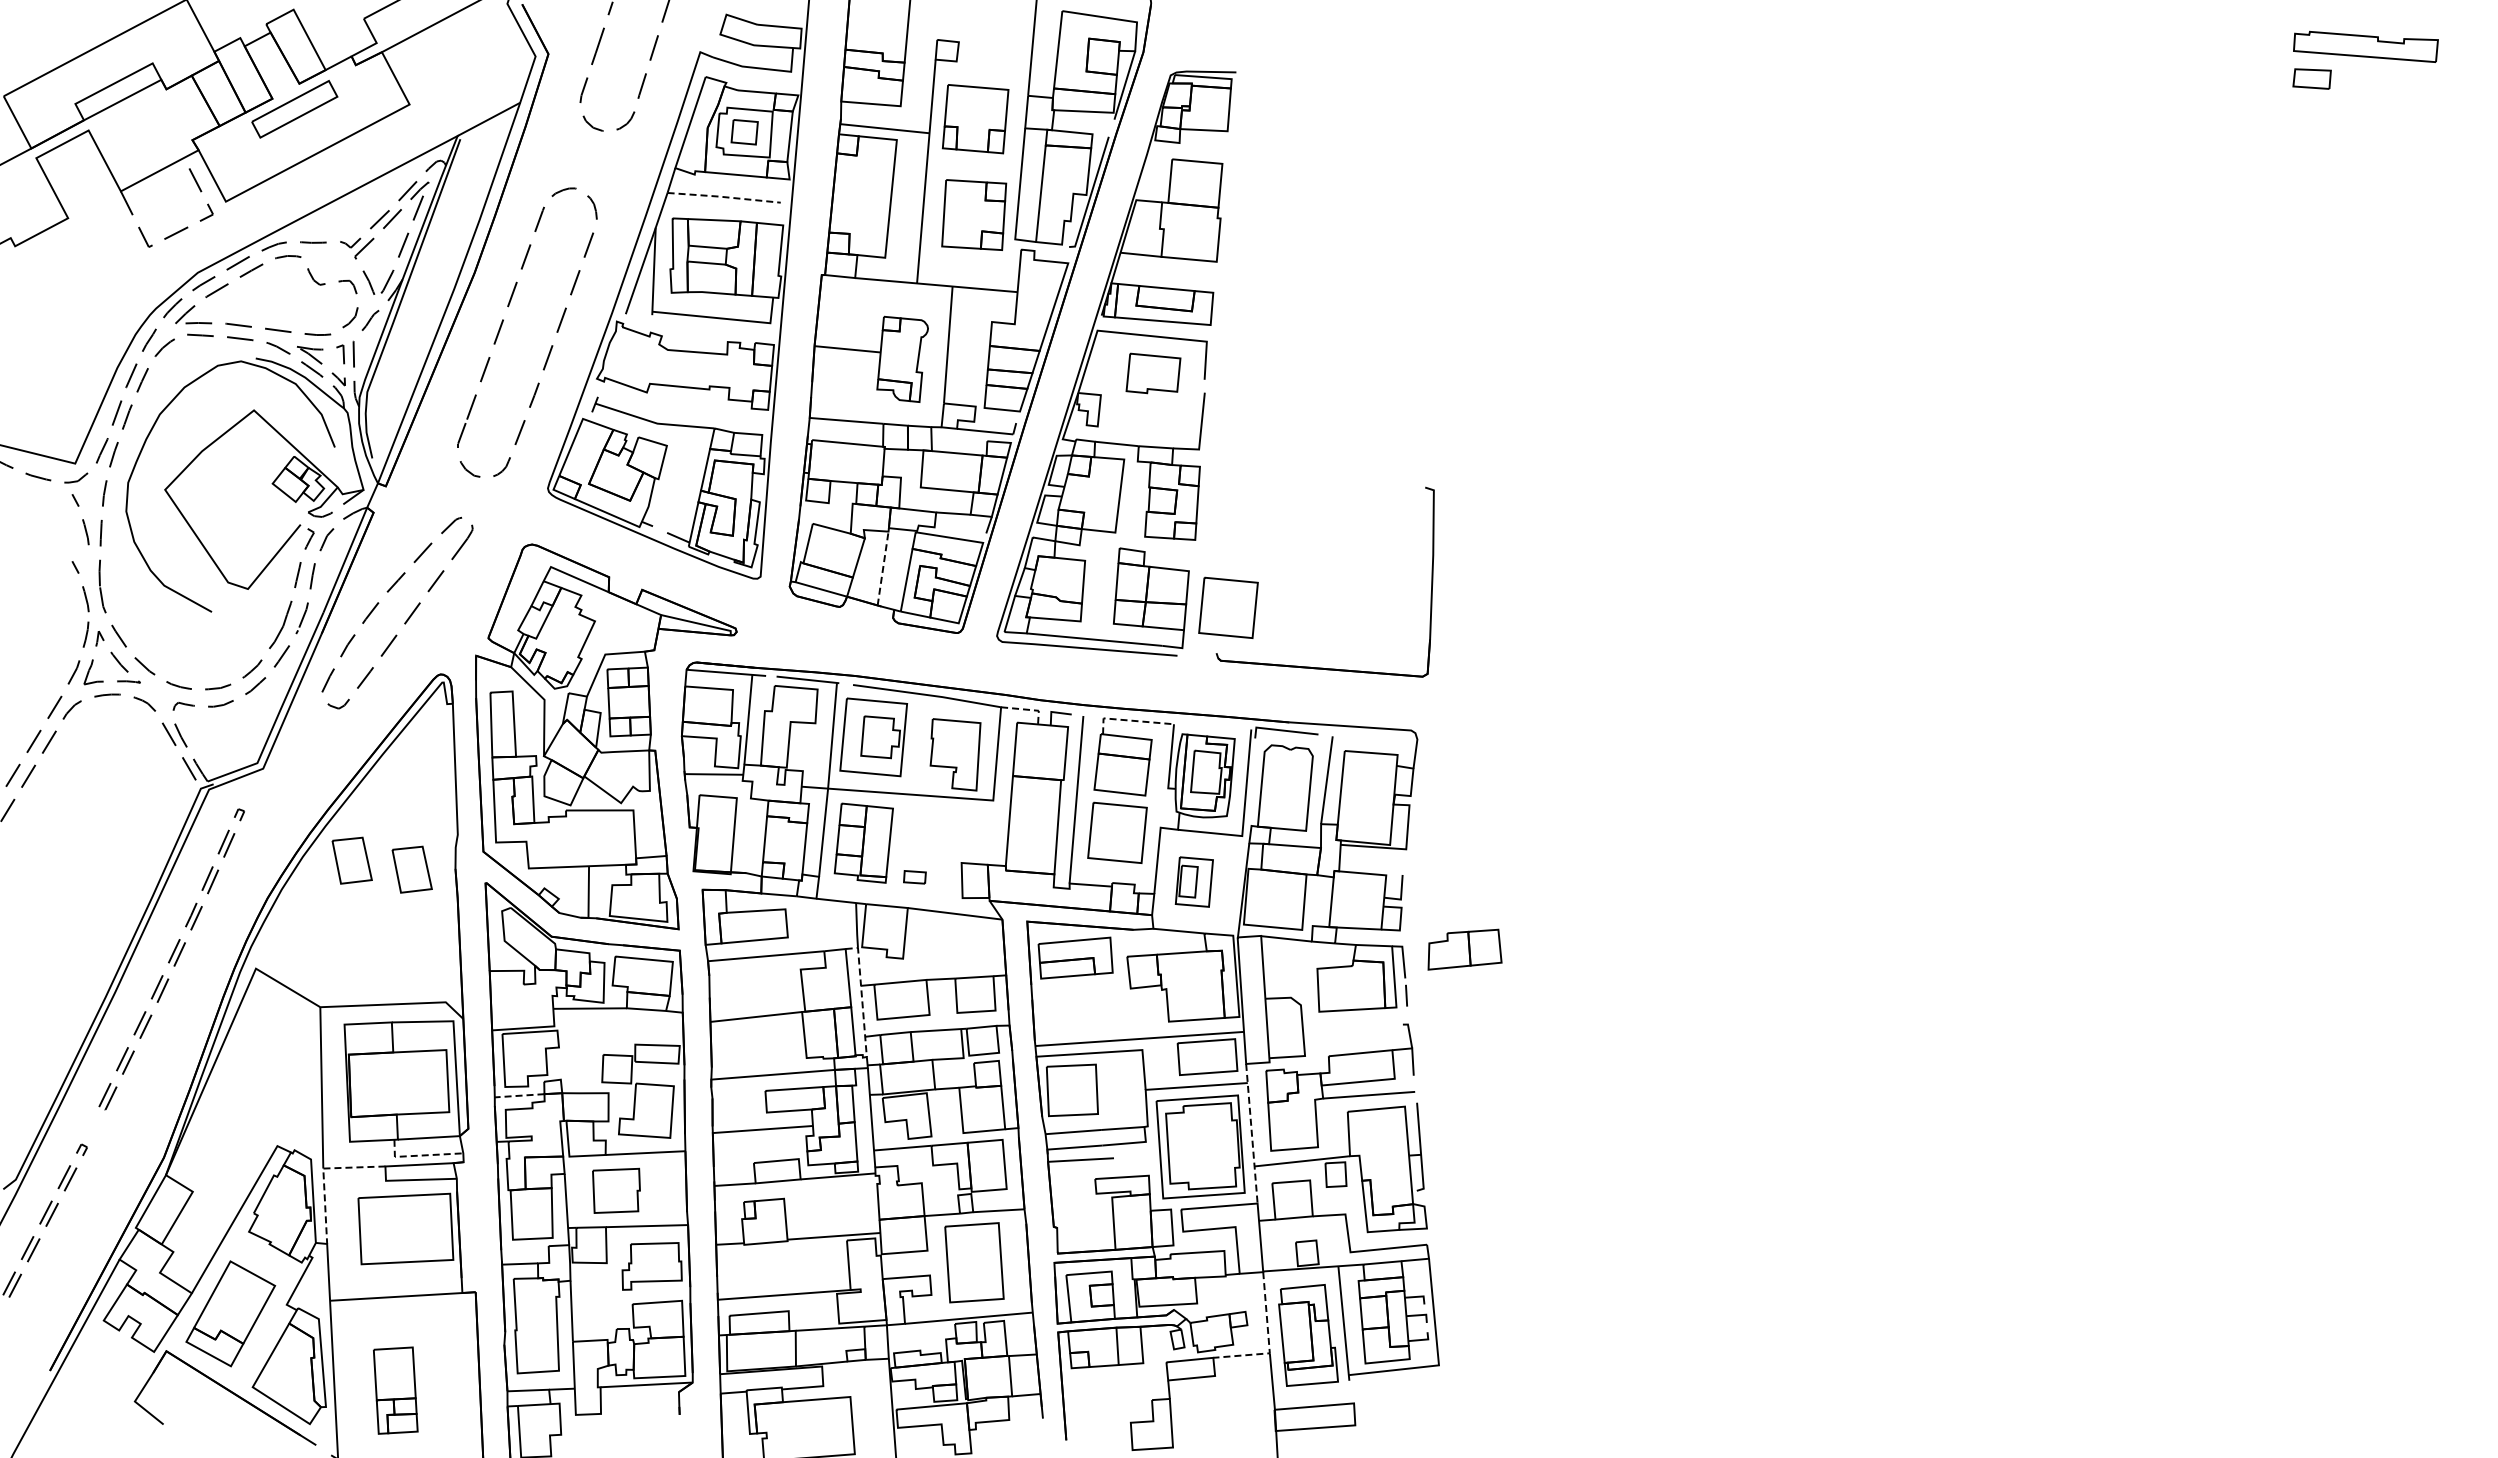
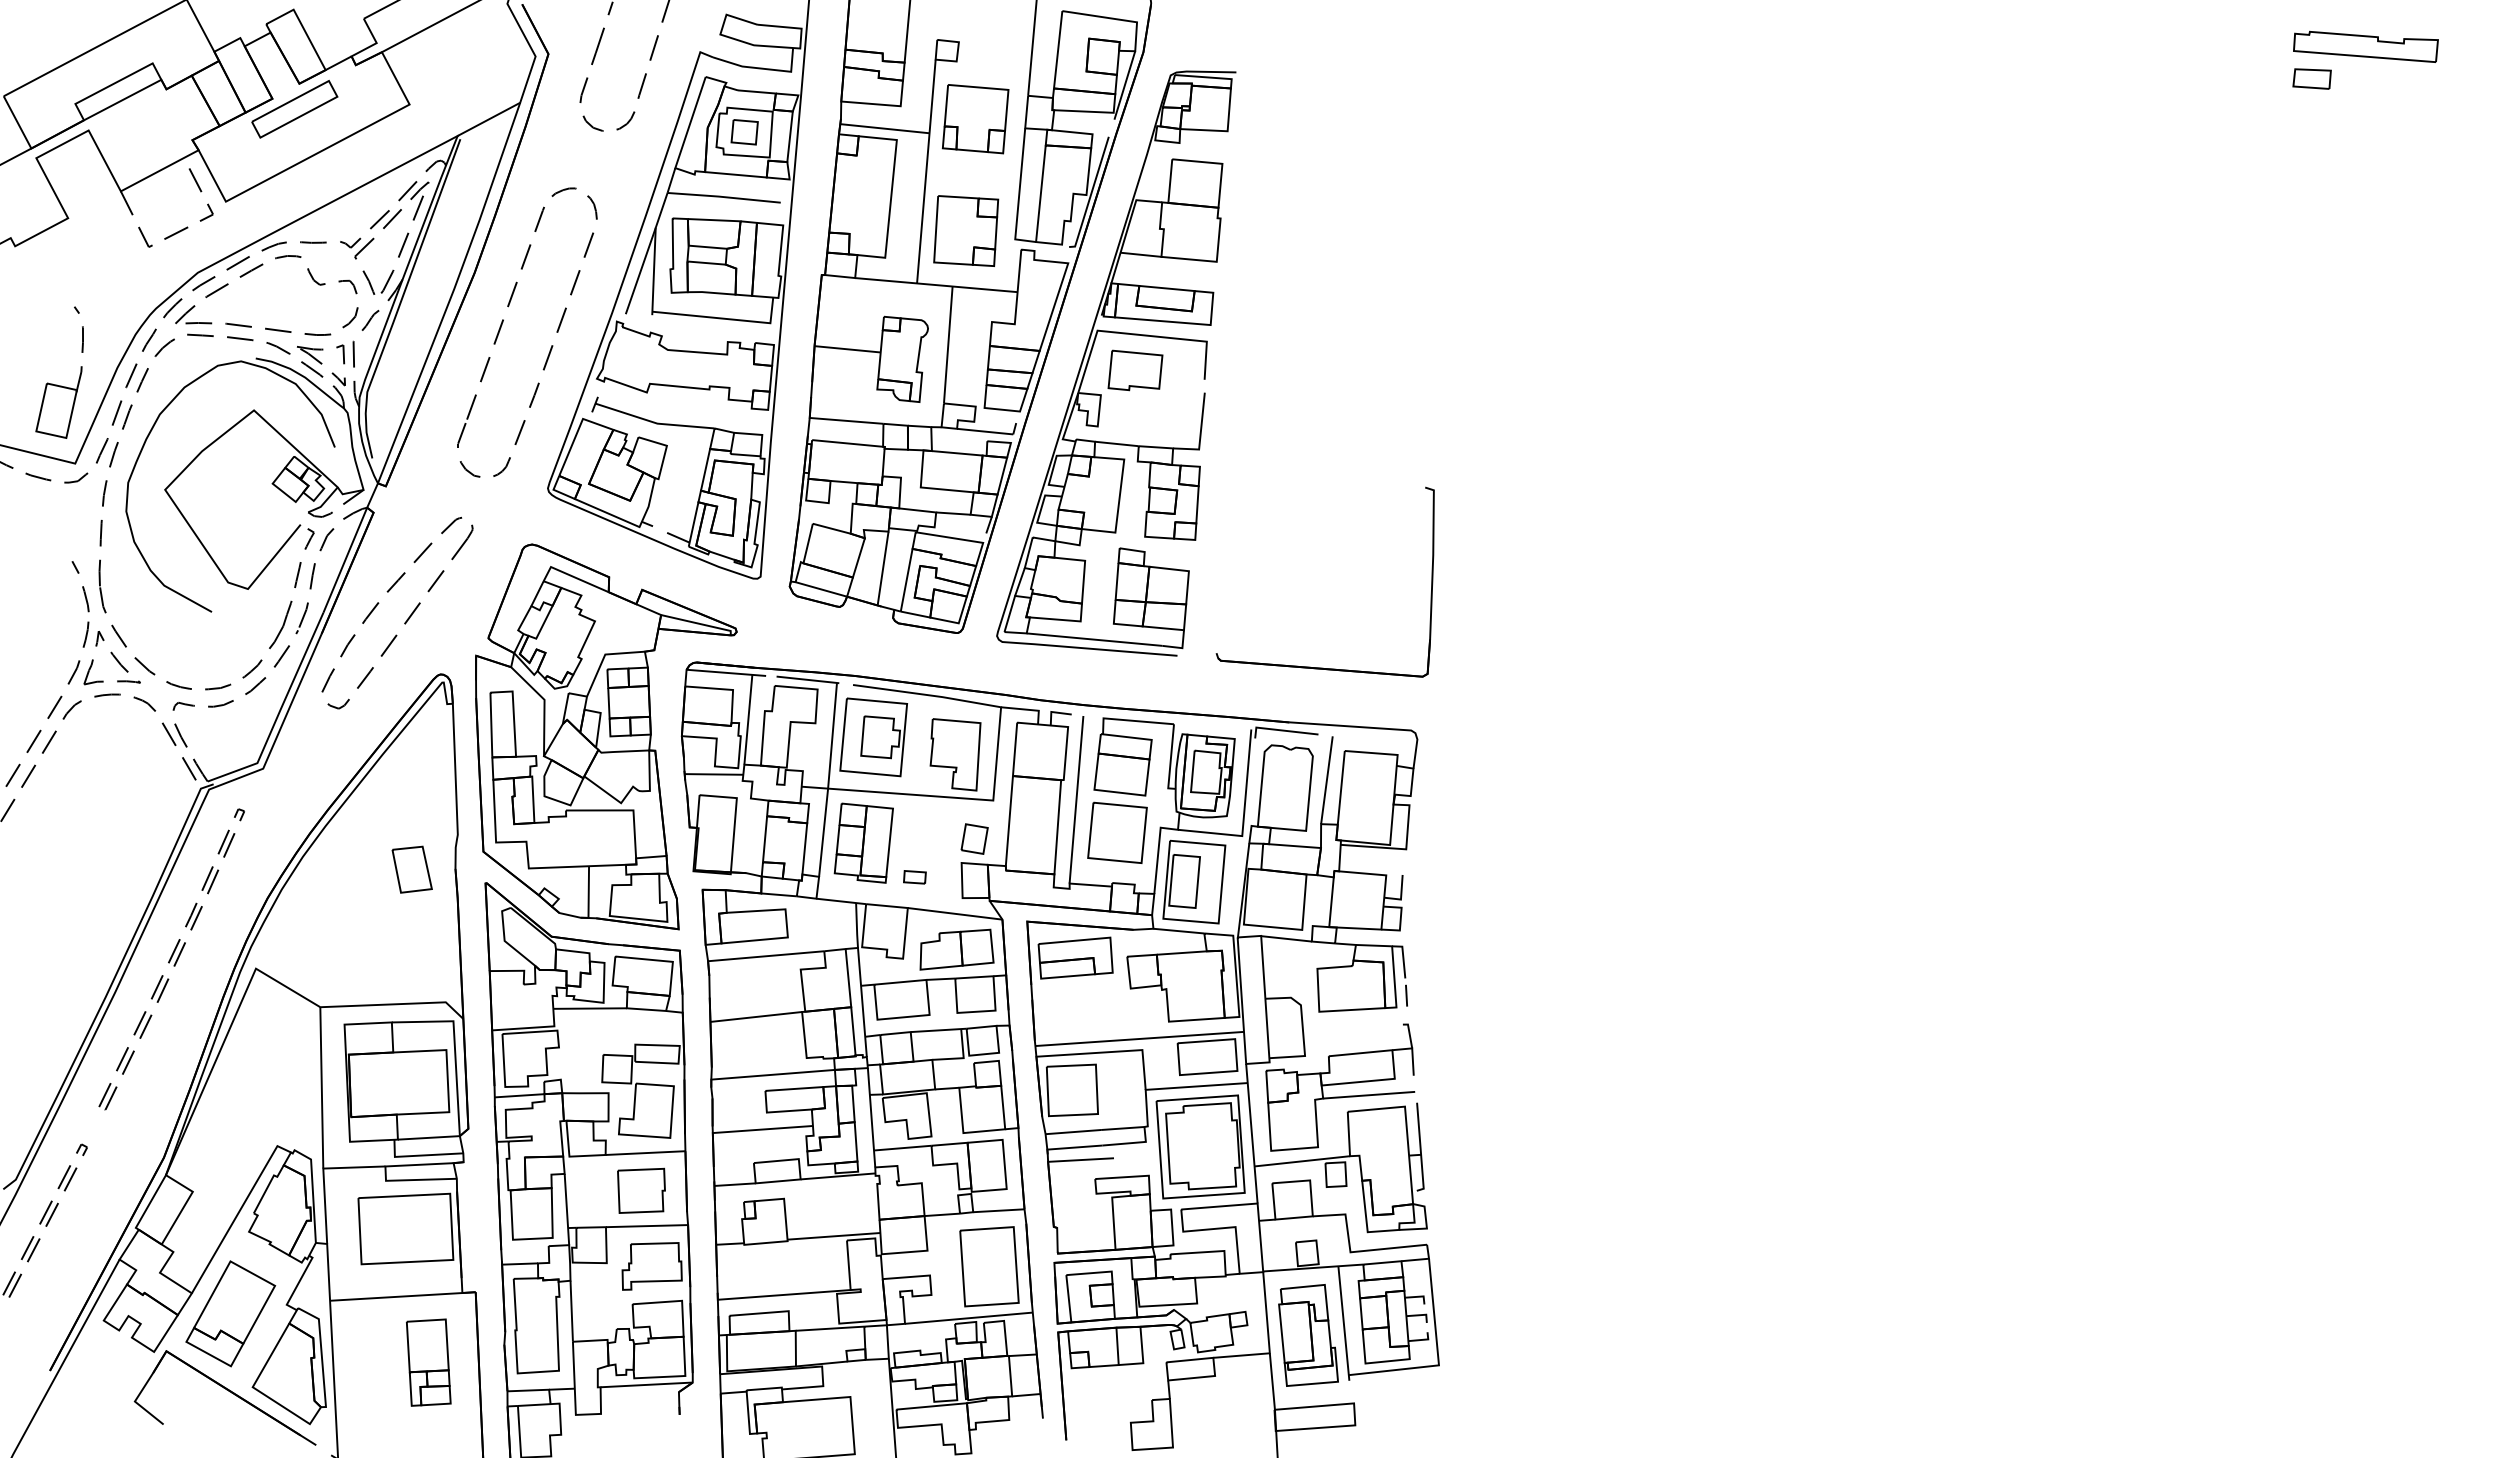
line: dashed -> solid (723, 197)
part position: (974, 214) -> (966, 230) (966, 230)
part position: (1153, 373) -> (1135, 370) (1135, 370)
part: none -> present (57, 384)
line: present -> none (82, 519)
line: dashed -> solid (883, 568)
part: present -> none (1228, 607)
line: dashed -> solid (1027, 709)
line: dashed -> solid (1130, 720)
part: none -> present (974, 838)
part: present -> none (351, 860)
part size: 40x52 px -> 65x86 px (1194, 881)
part position: (1464, 949) -> (956, 949) (956, 949)
line: dashed -> solid (861, 995)
line: dashed -> solid (519, 1095)
line: dashed -> solid (1251, 1134)
line: dashed -> solid (419, 1155)
line: dashed -> solid (323, 1174)
part position: (616, 1190) -> (641, 1190) (641, 1190)
part position: (974, 1262) -> (989, 1266) (989, 1266)
line: dashed -> solid (1268, 1341)
part position: (395, 1390) -> (428, 1362) (428, 1362)
